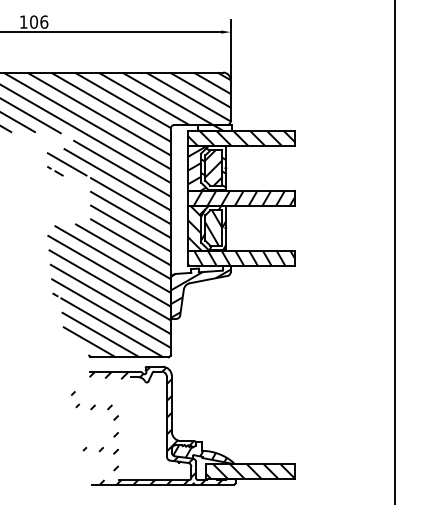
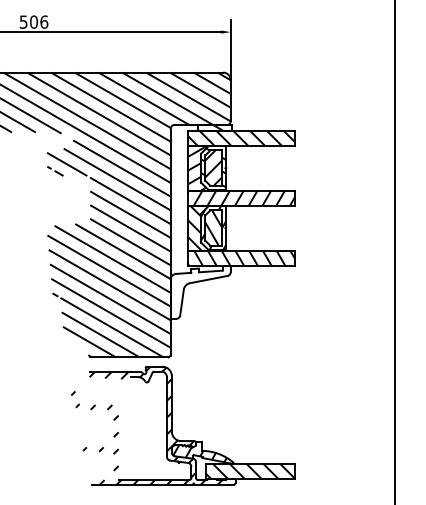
text: 106 -> 506 (23, 21)
hatch: present -> none (200, 293)
